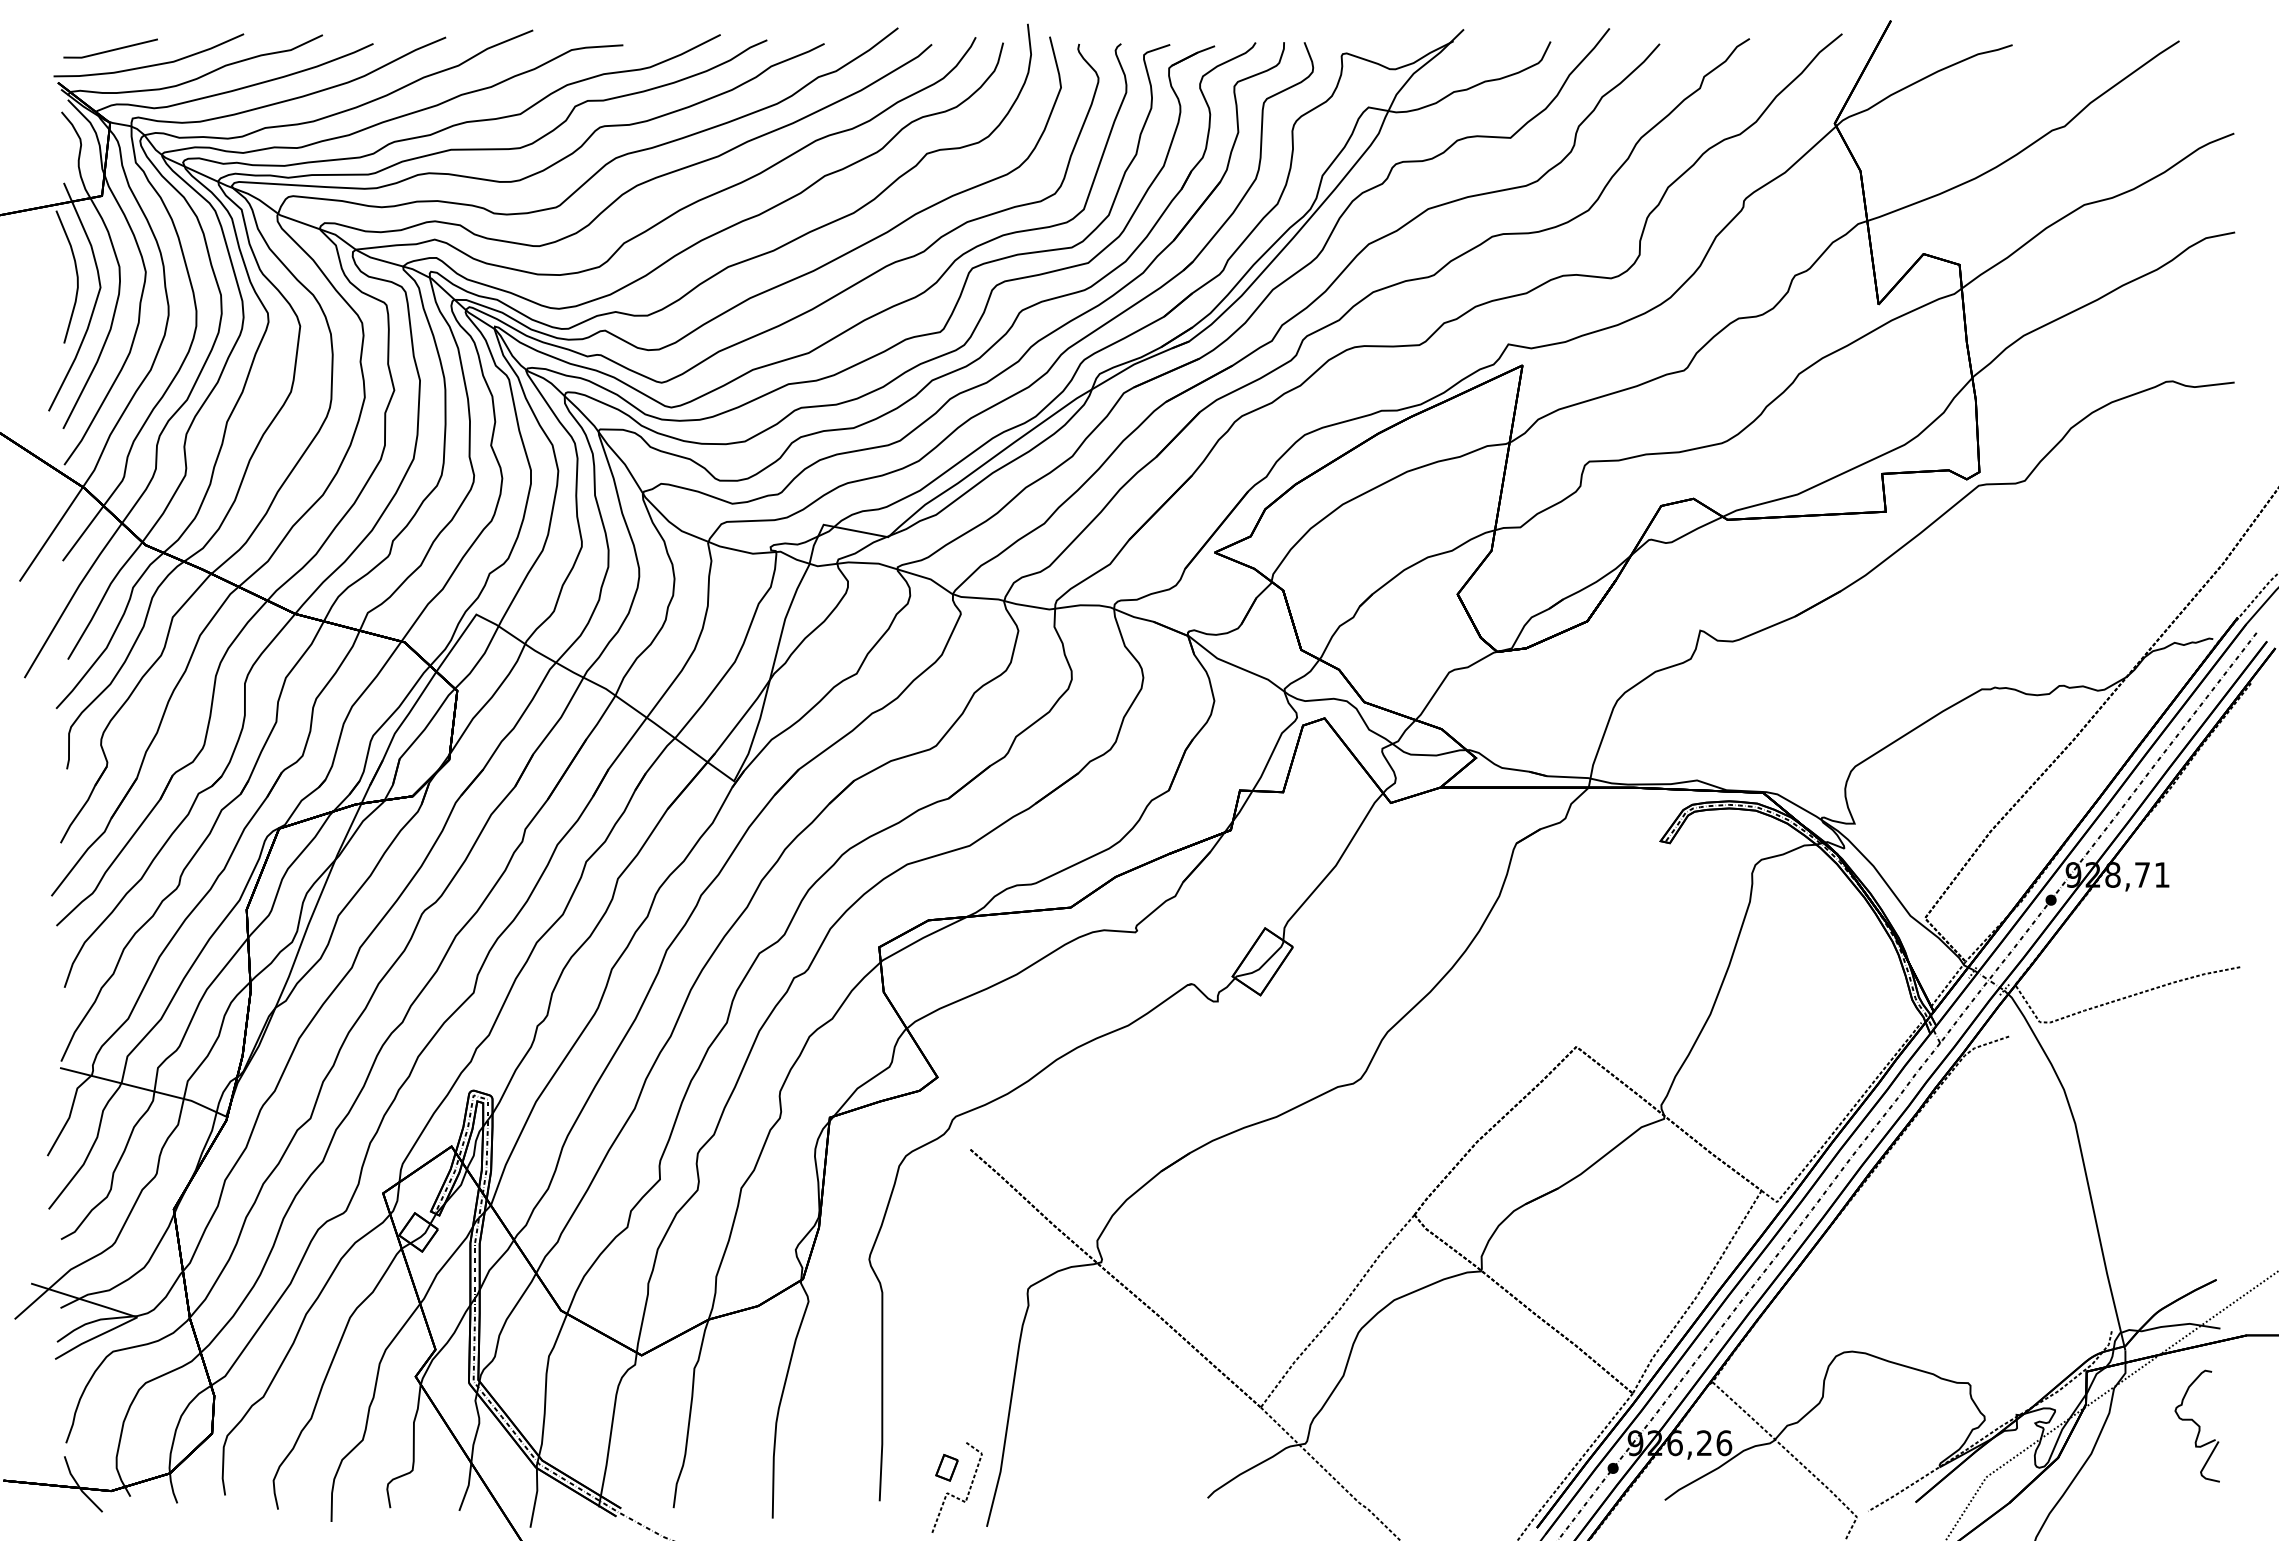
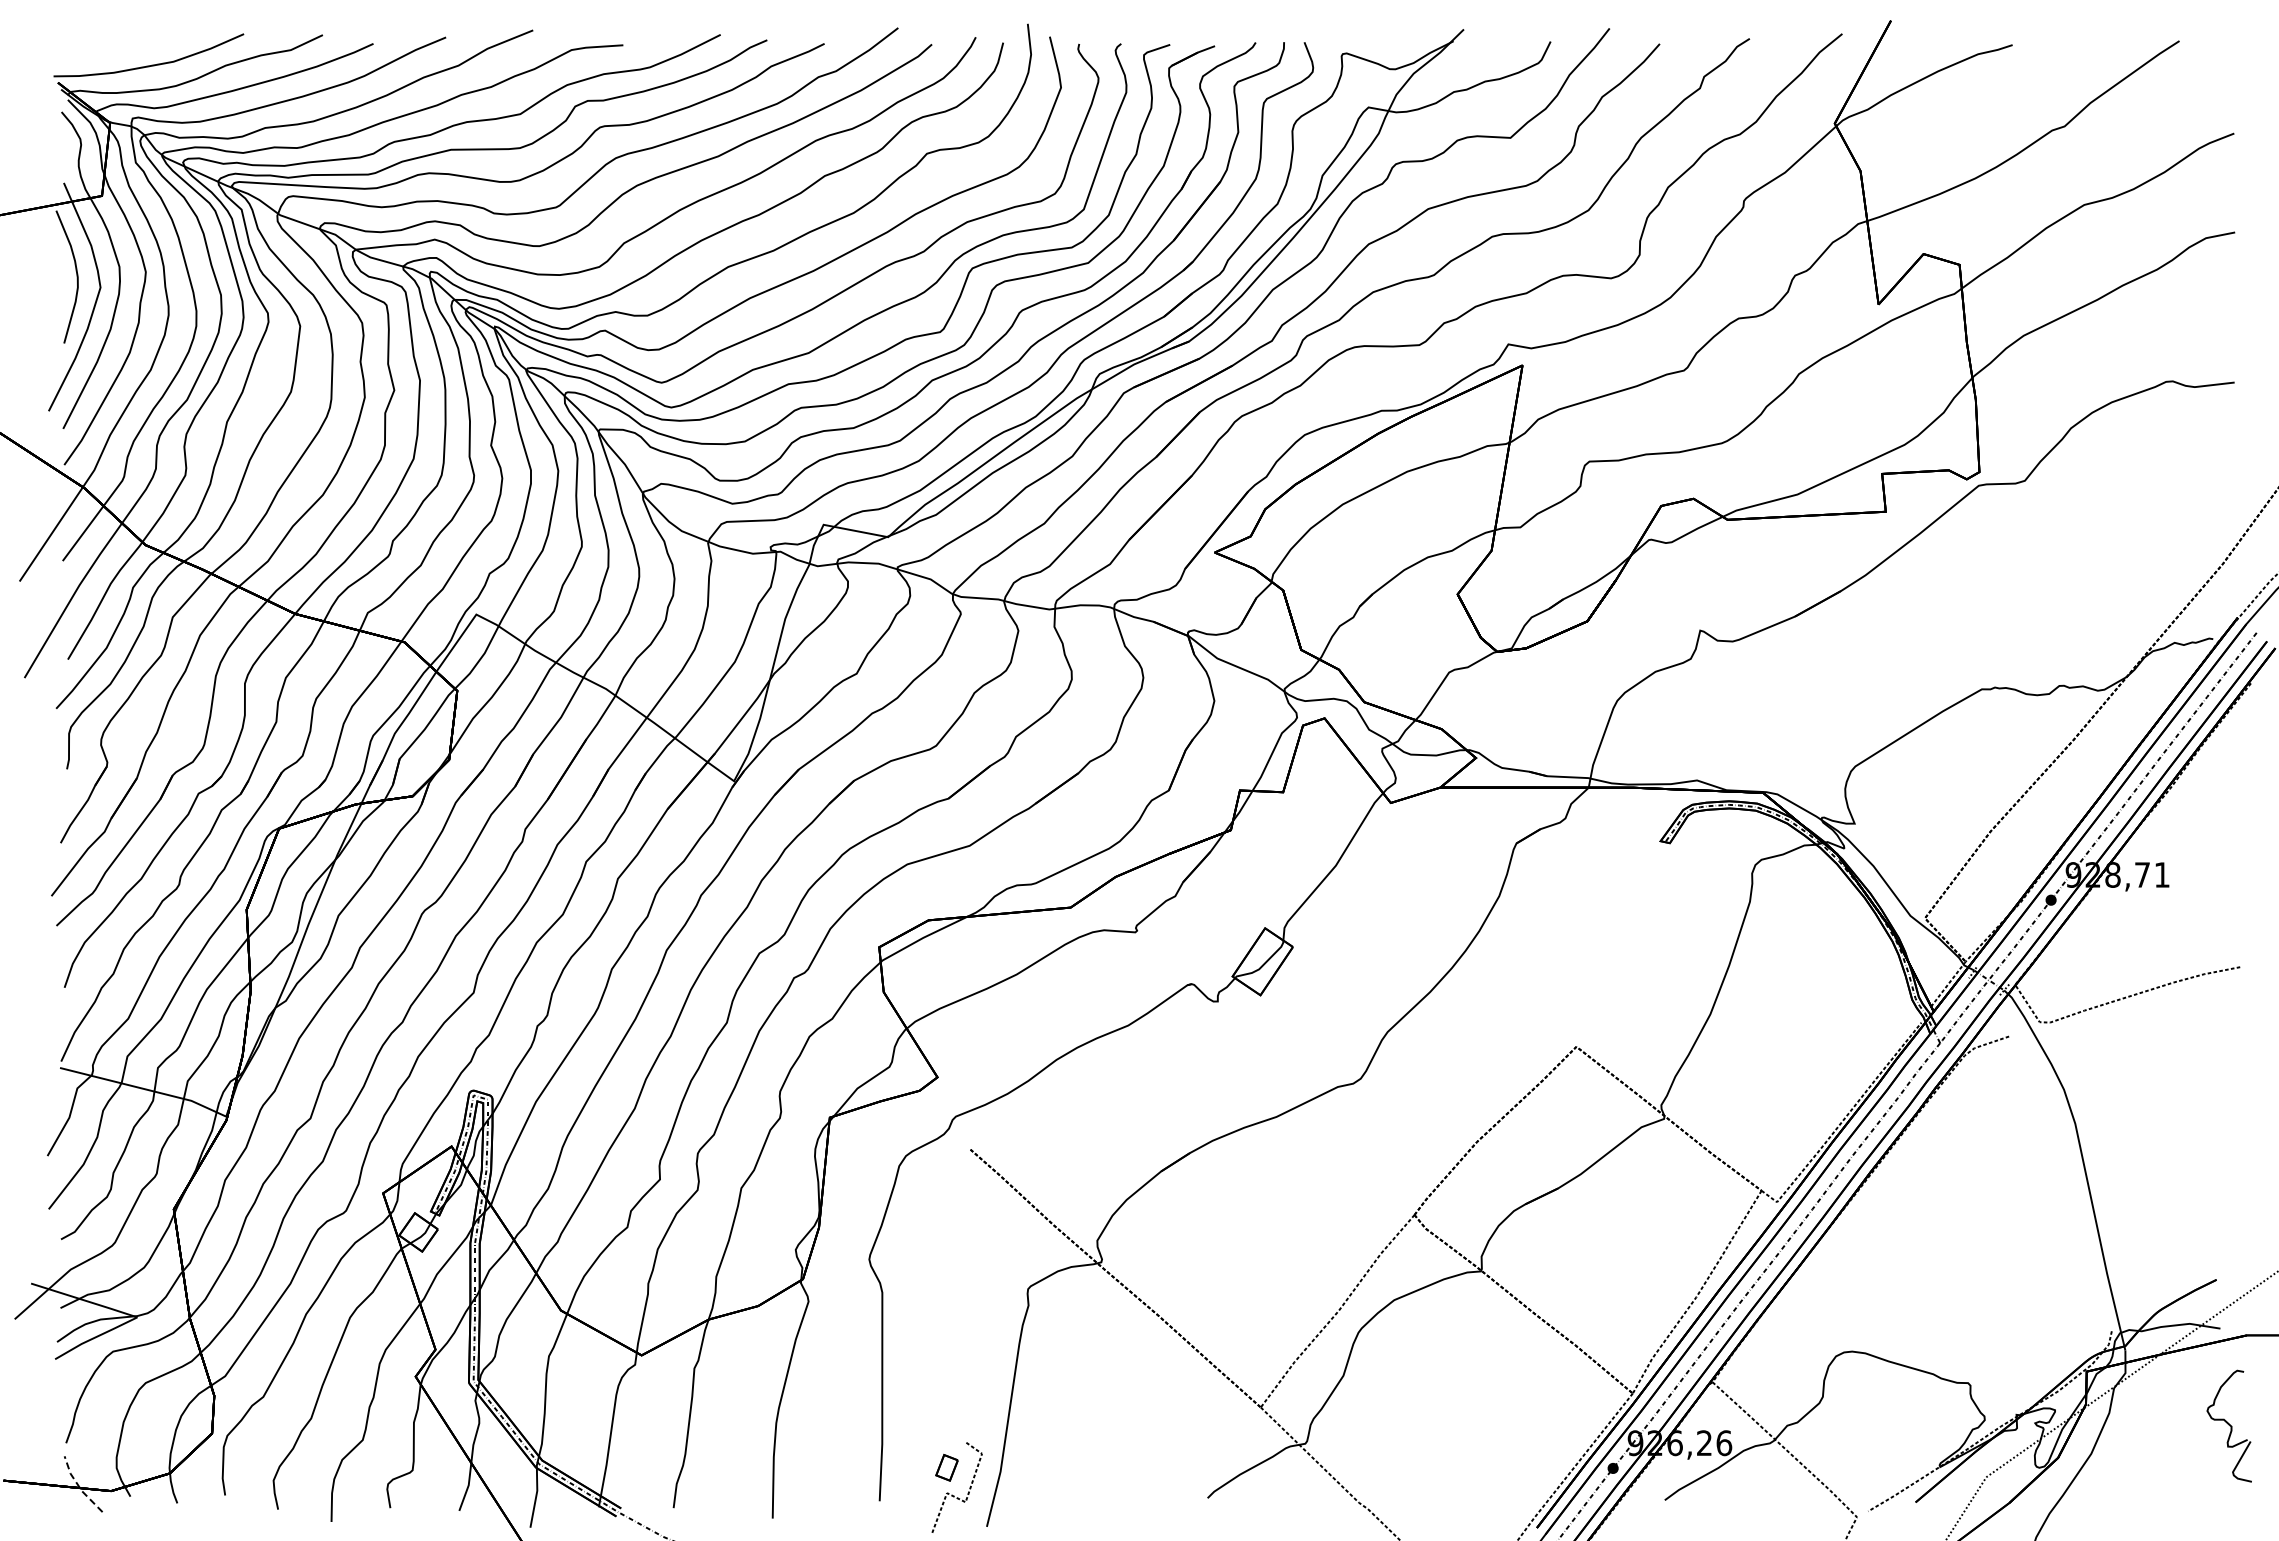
line: present -> none (110, 49)
part position: (2196, 1425) -> (2228, 1425) (2228, 1425)
line: solid -> dashed (79, 1487)
